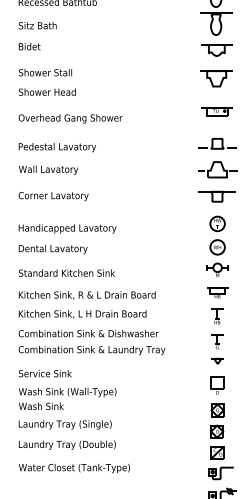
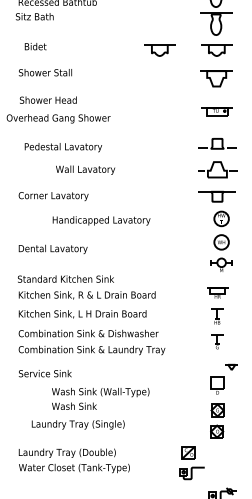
text position: (37, 25) -> (34, 16) (34, 16)
text position: (29, 46) -> (35, 46) (35, 46)
part: none -> present (159, 50)
text position: (47, 91) -> (48, 99) (48, 99)
text position: (70, 118) -> (58, 118) (58, 118)
text position: (56, 147) -> (62, 147) (62, 147)
text position: (48, 169) -> (85, 169) (85, 169)
text position: (67, 228) -> (101, 220) (101, 220)
part position: (217, 245) -> (221, 240) (221, 240)
text position: (66, 272) -> (65, 278) (65, 278)
part position: (217, 360) -> (231, 366) (231, 366)
text position: (67, 398) -> (100, 398) (100, 398)
text position: (64, 424) -> (77, 424) (77, 424)
text position: (66, 444) -> (66, 452) (66, 452)
part position: (220, 463) -> (191, 463) (191, 463)
